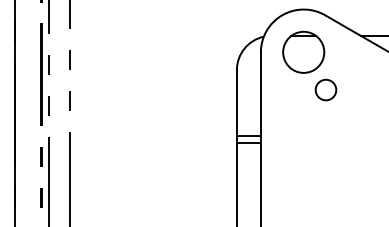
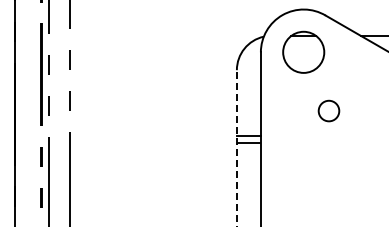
circle position: (325, 89) -> (328, 110) (328, 110)
line: solid -> dashed (236, 147)
